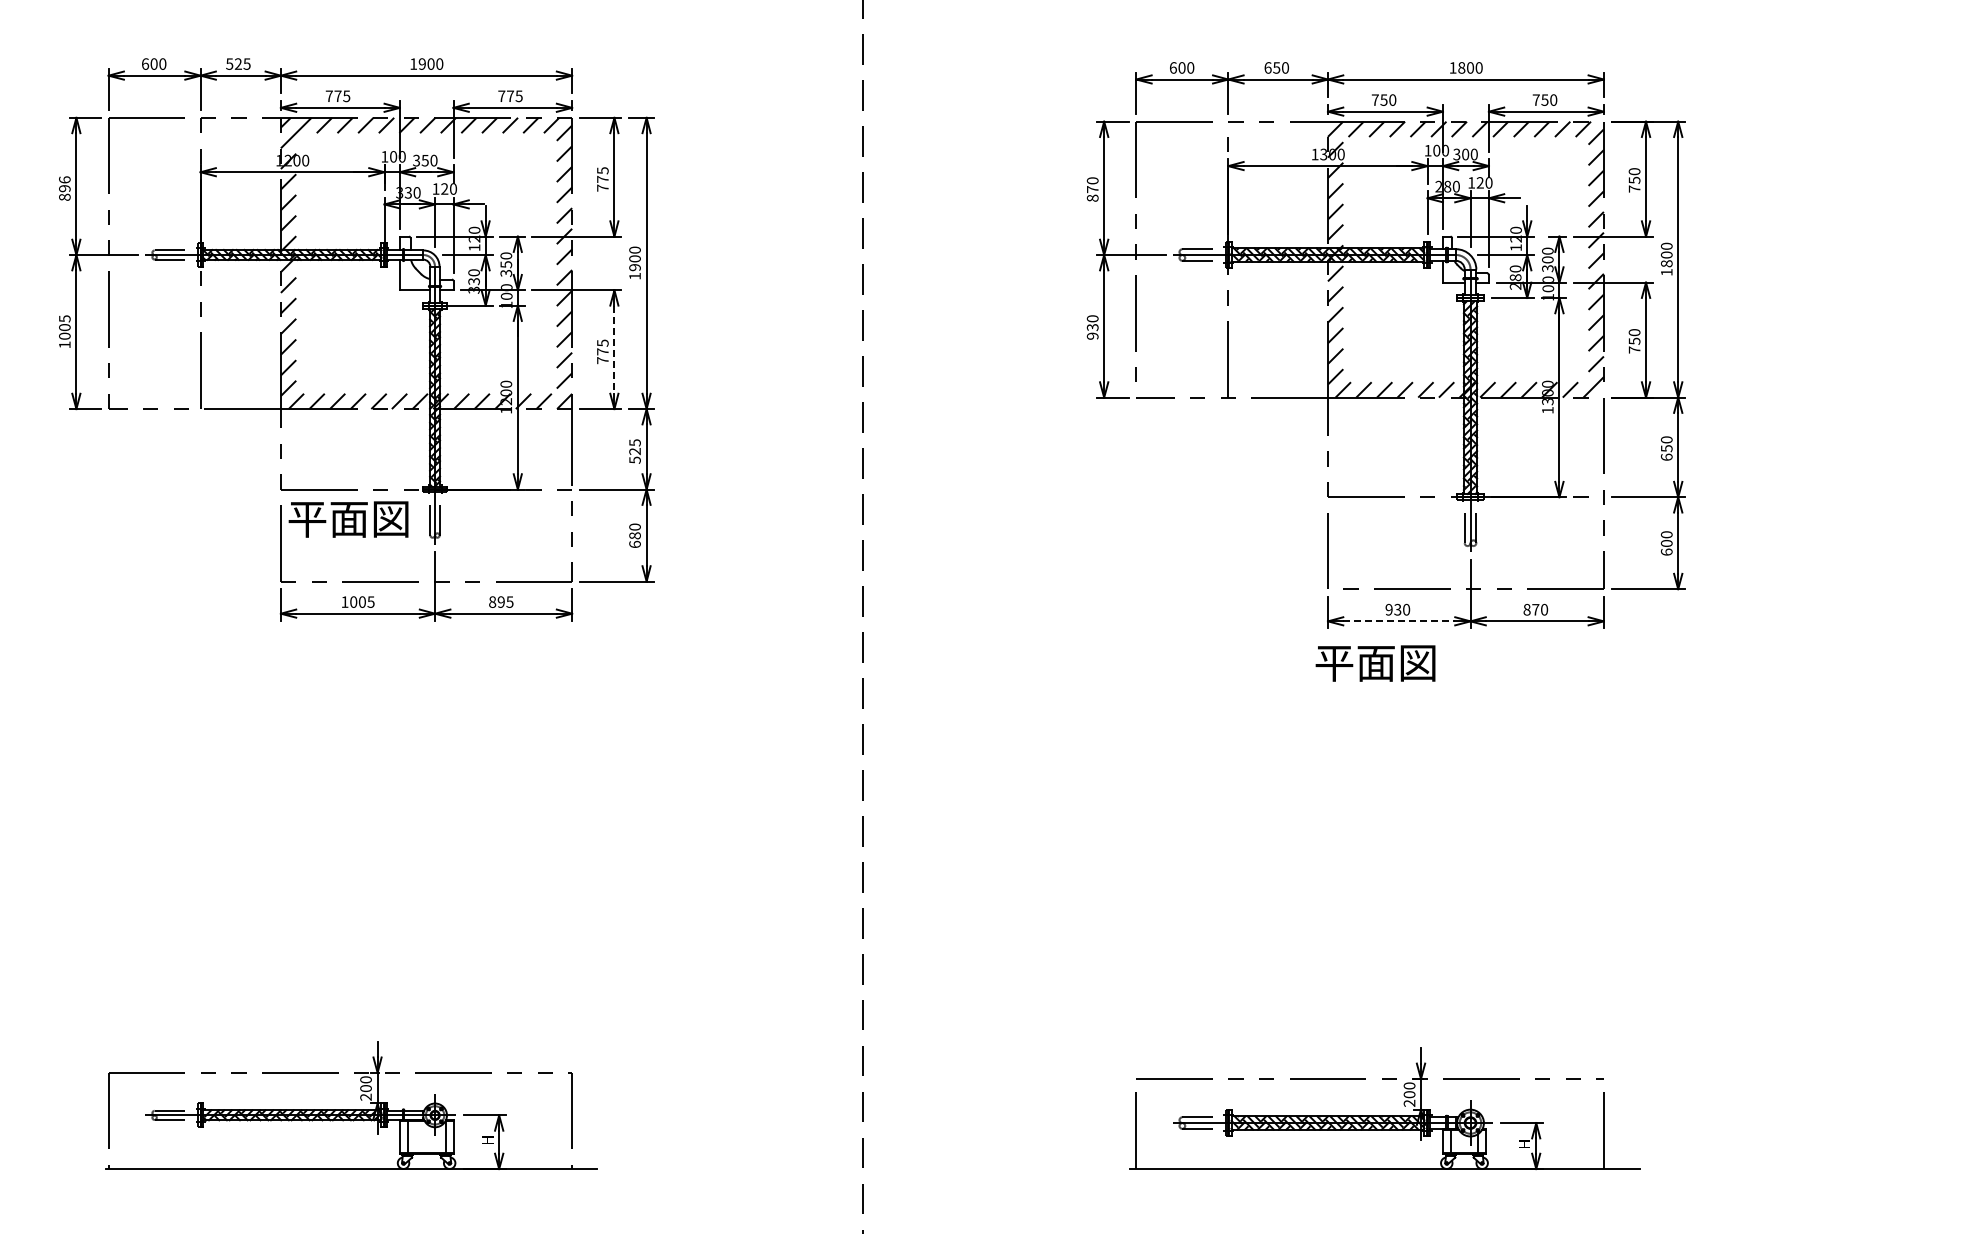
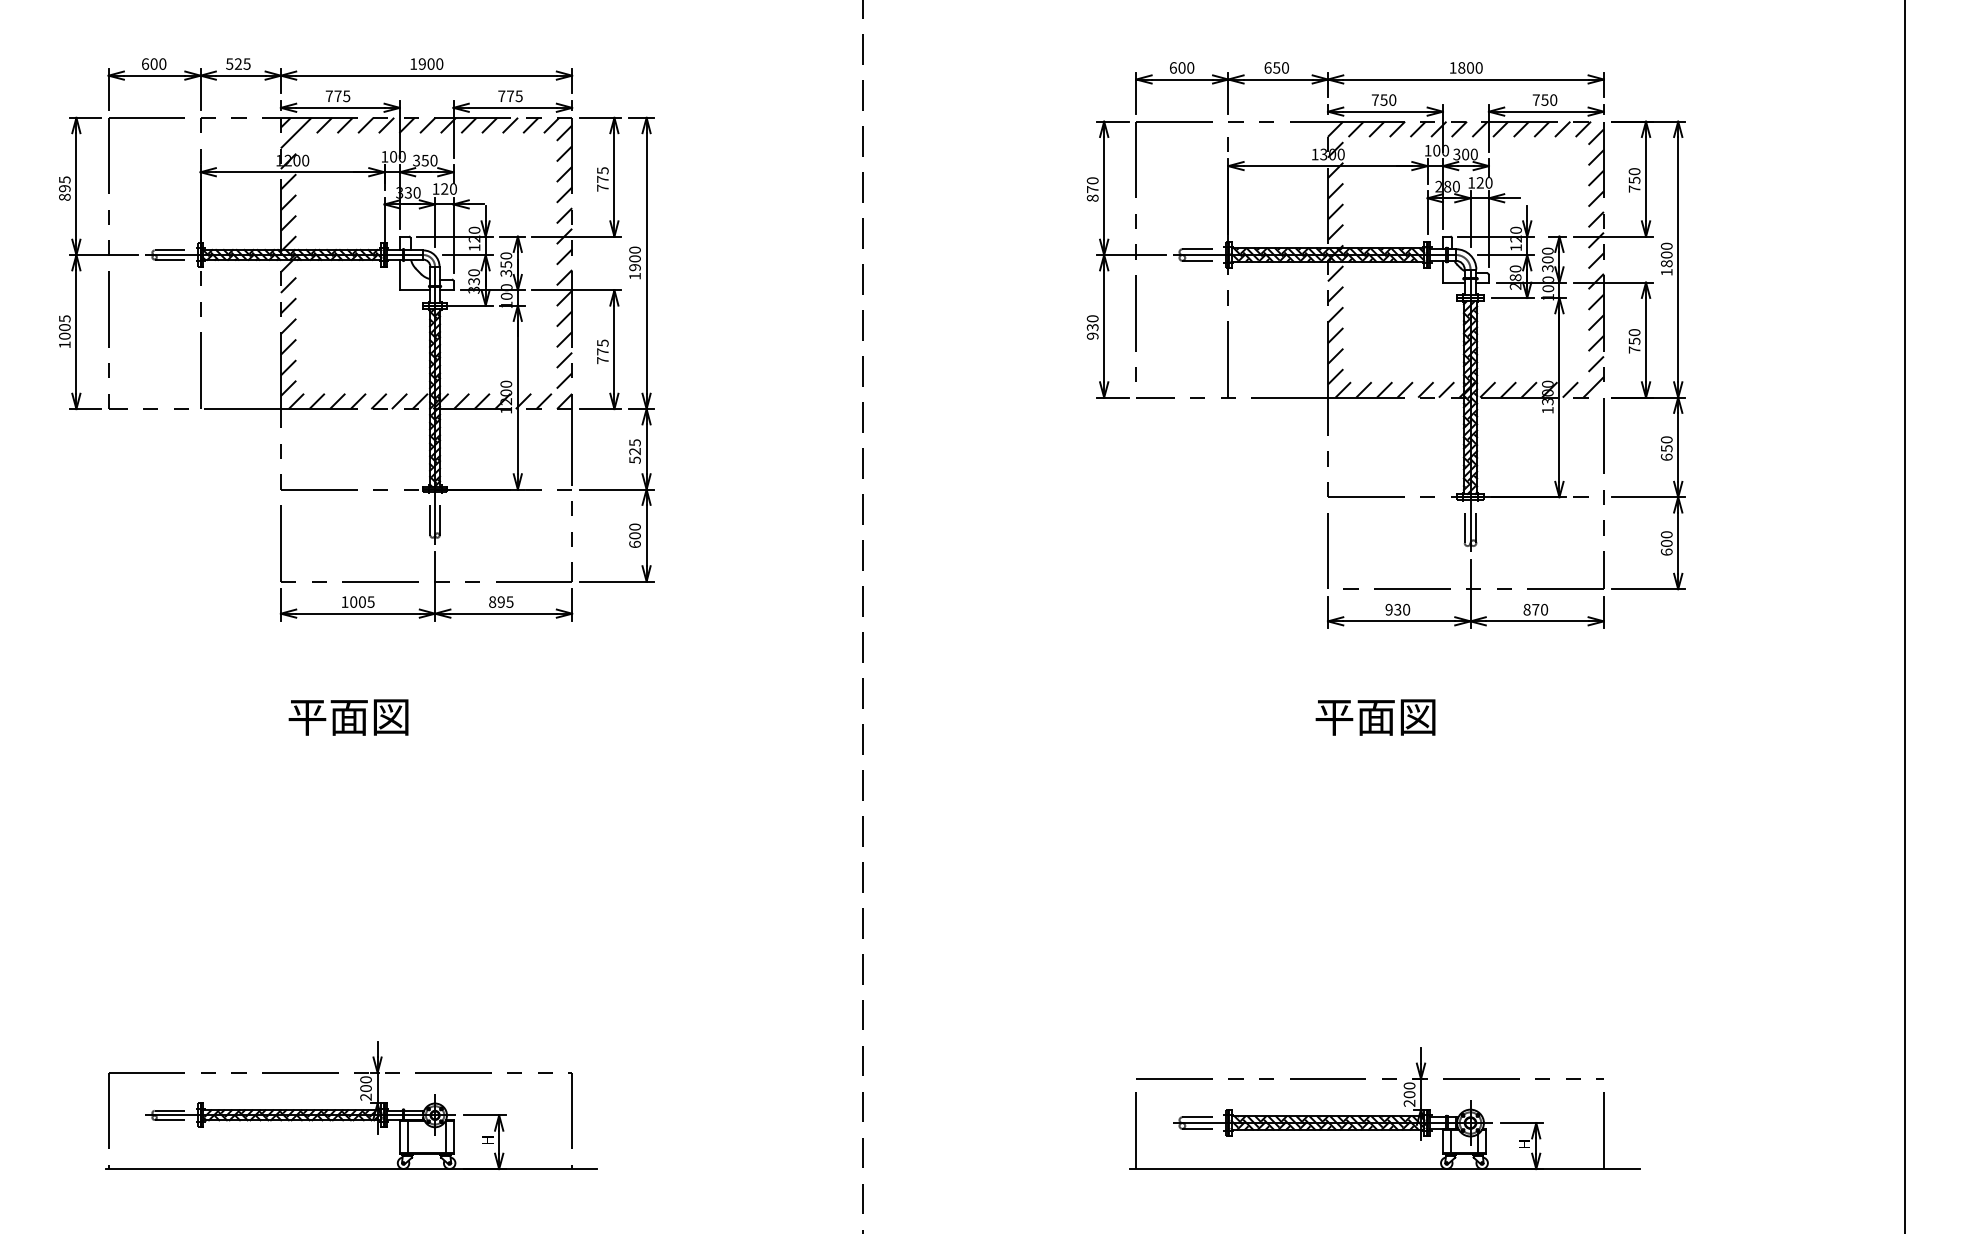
text: 896 -> 895 (64, 179)
line: dashed -> solid (614, 350)
text position: (348, 519) -> (348, 717) (348, 717)
text: 680 -> 600 (635, 535)
line: none -> present (1905, 616)
line: dashed -> solid (1399, 621)
text position: (1375, 663) -> (1375, 717) (1375, 717)
